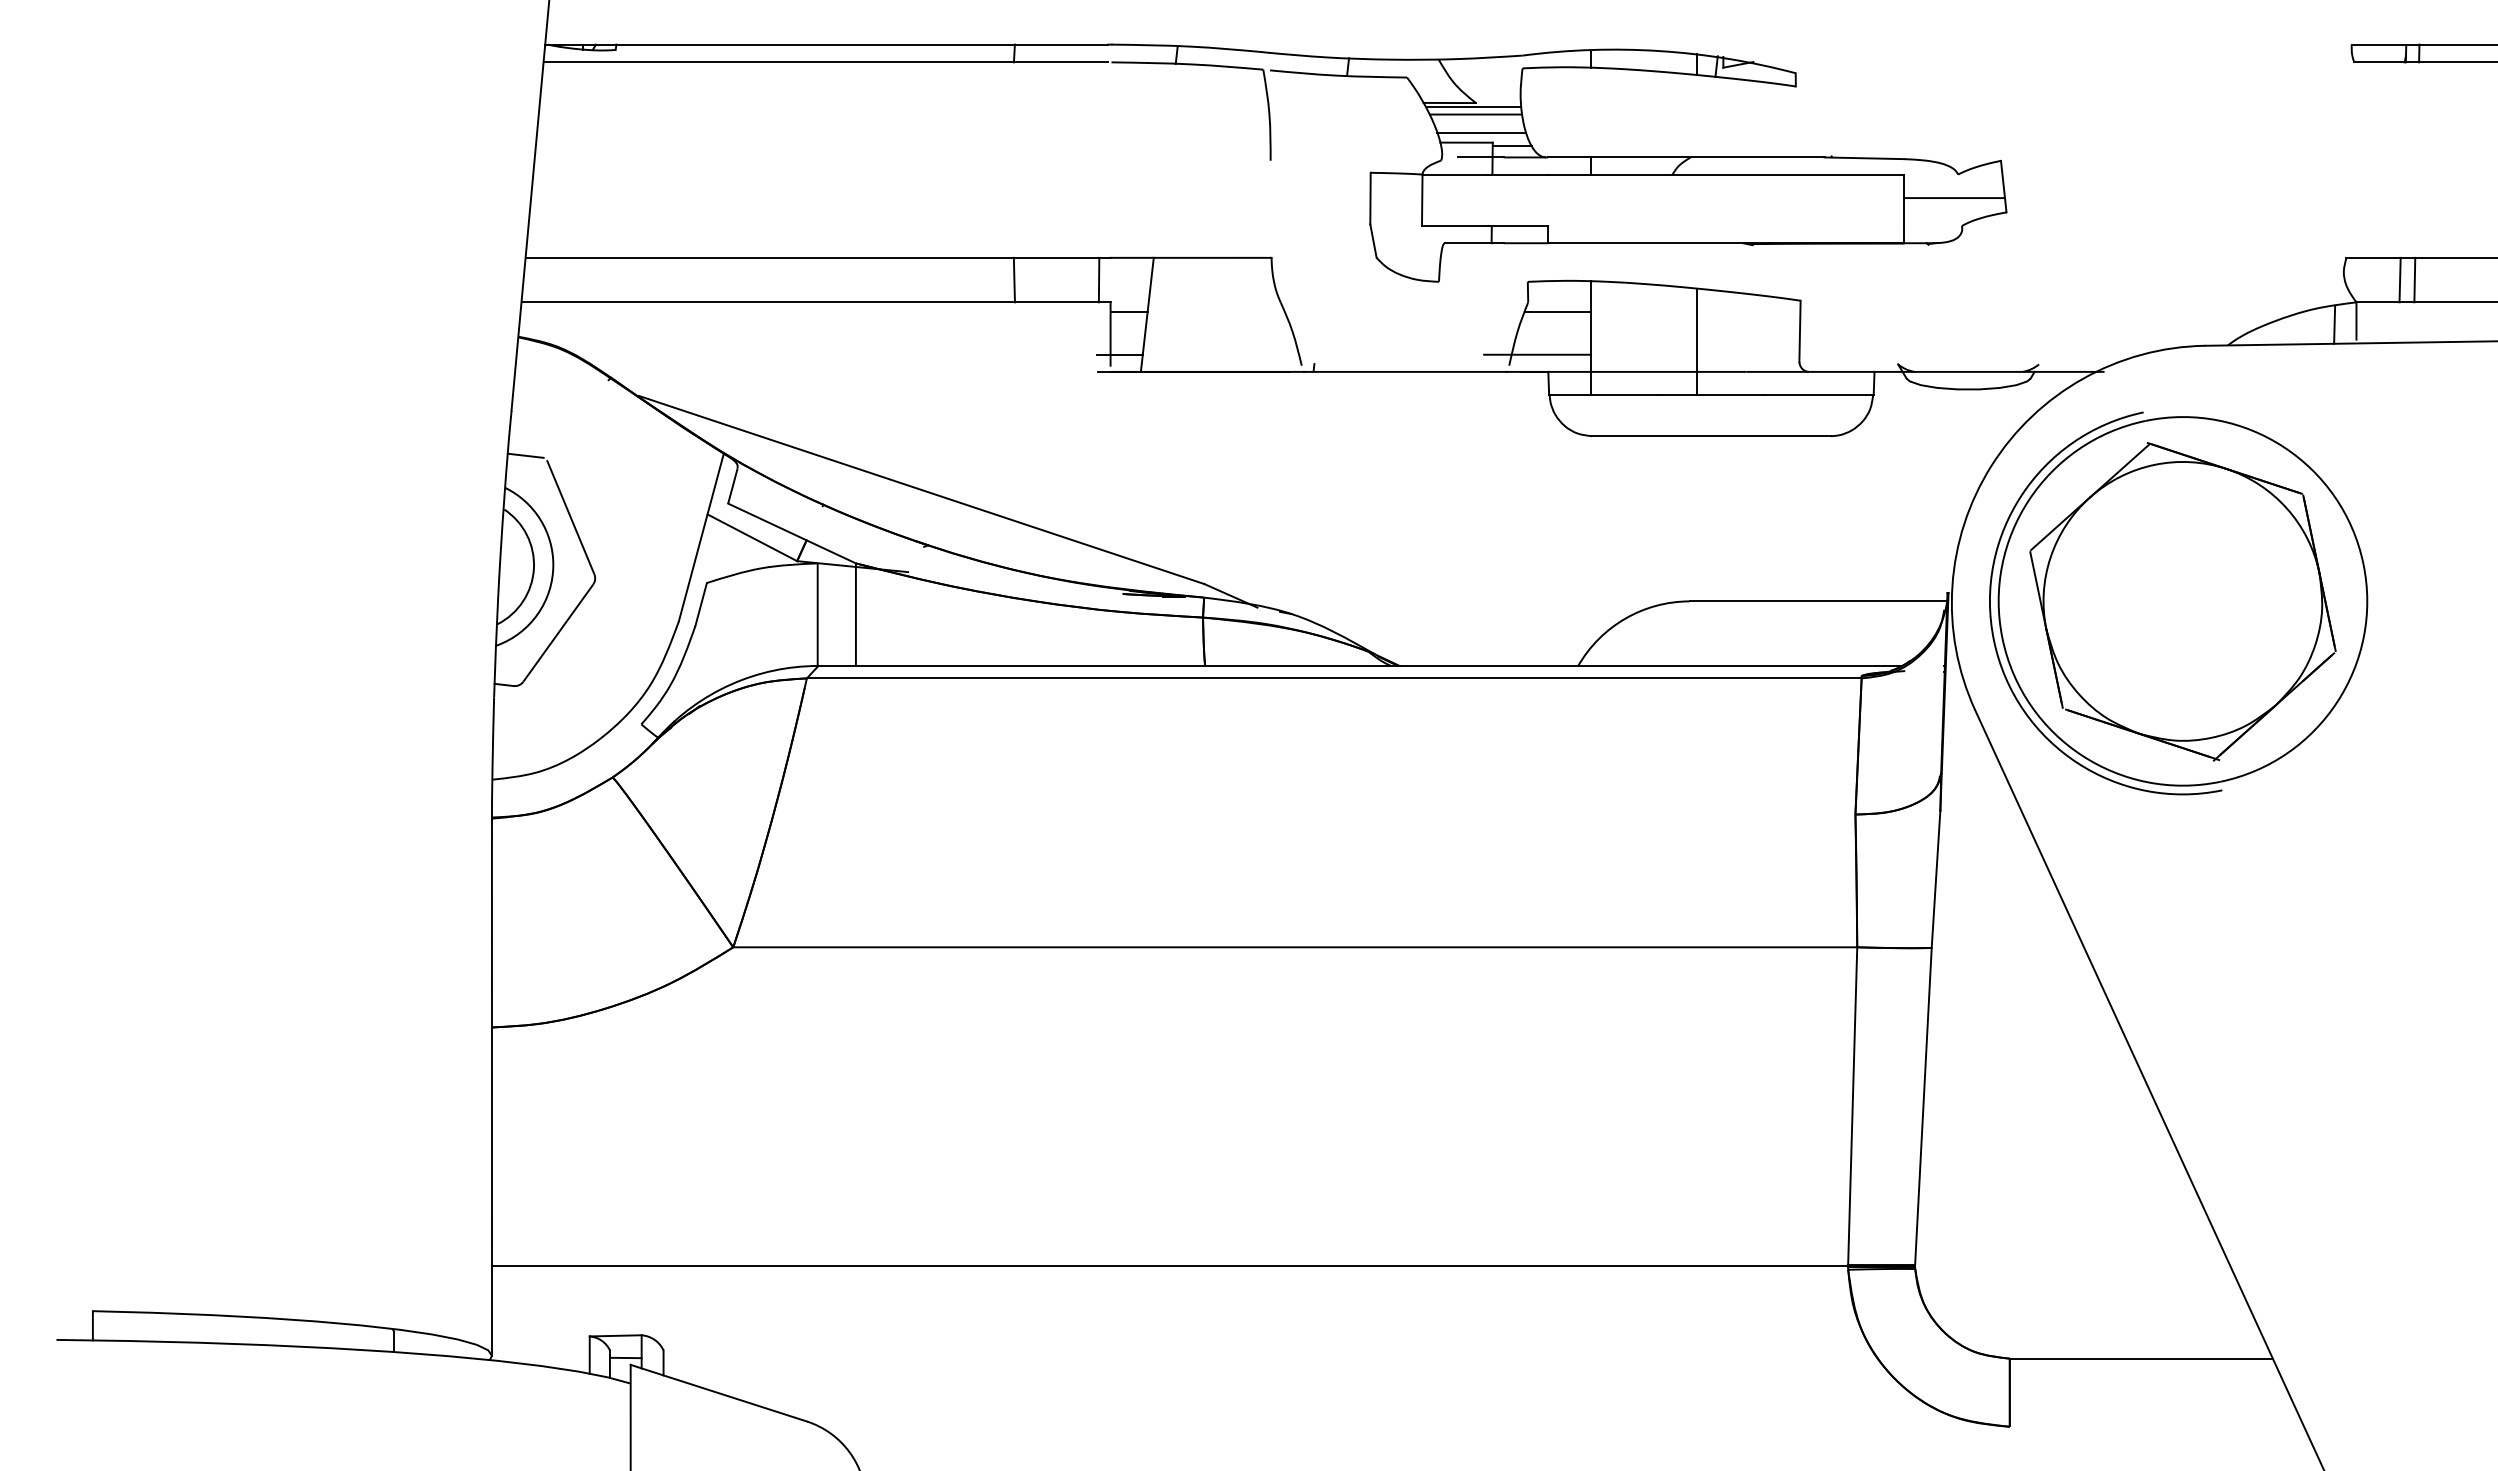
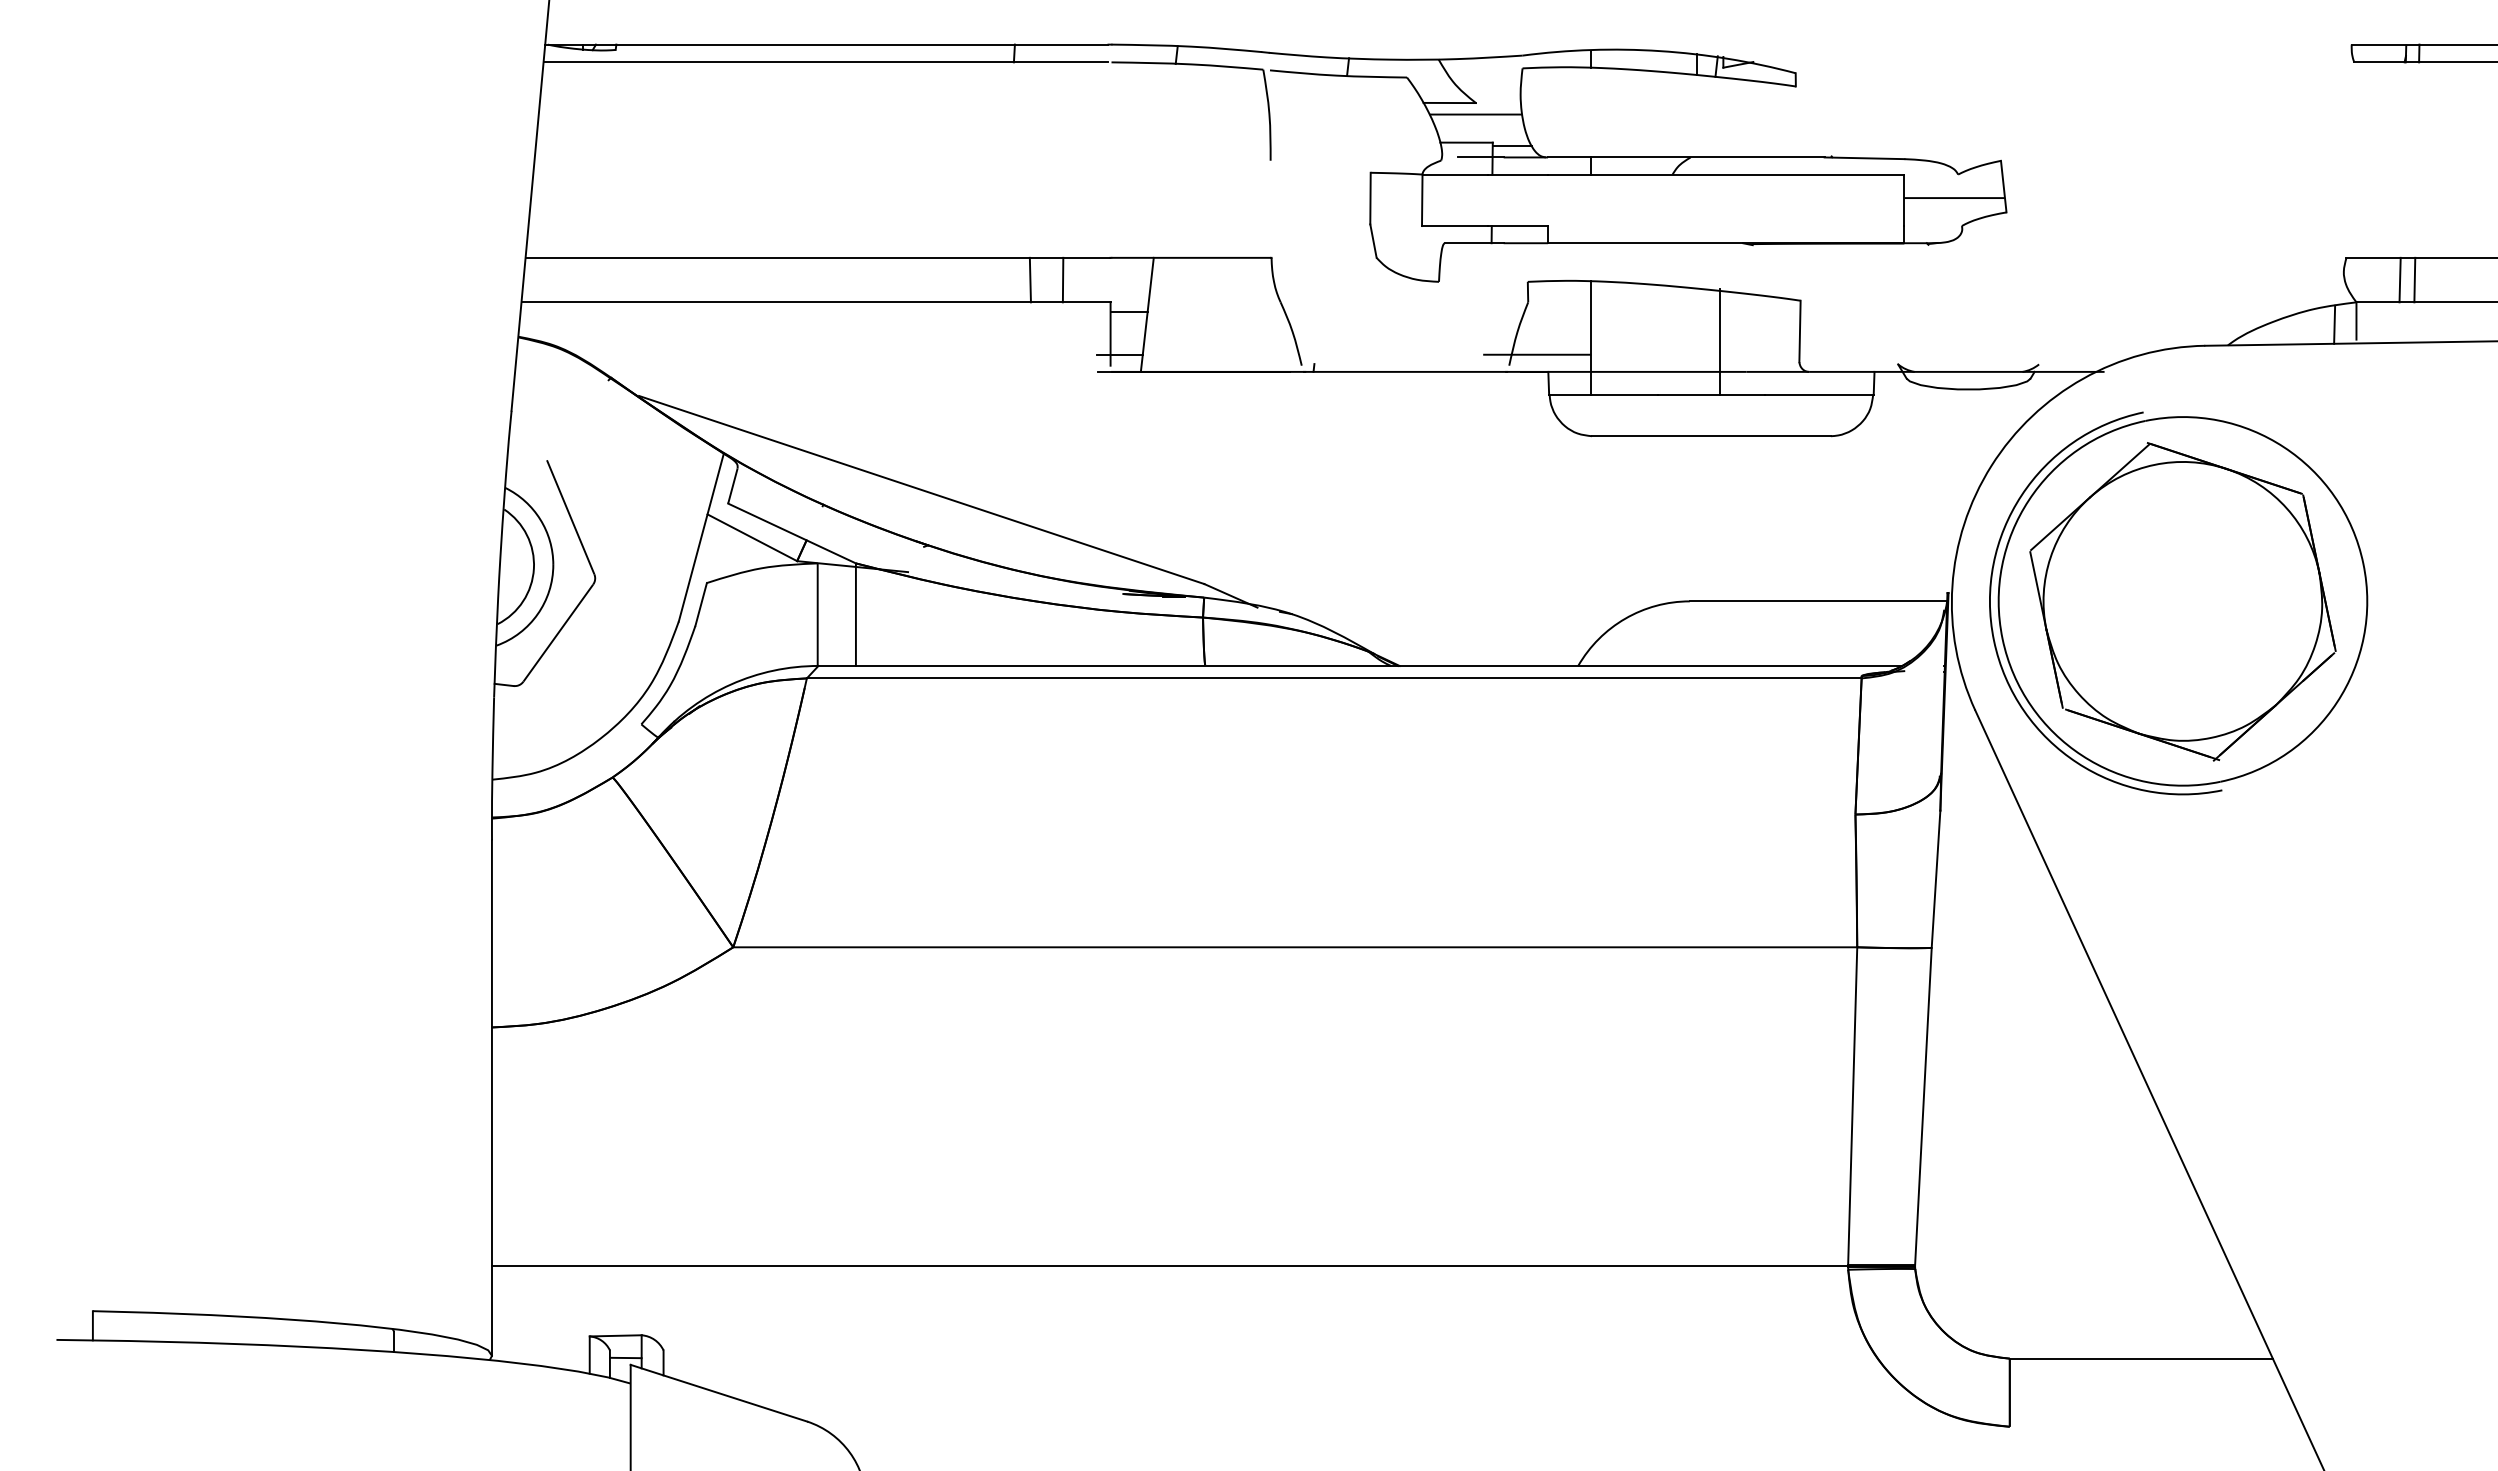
line: present -> none (1473, 107)
line: present -> none (1481, 133)
line position: (1013, 279) -> (1029, 279) (1029, 279)
line position: (1098, 279) -> (1062, 279) (1062, 279)
line: present -> none (1557, 311)
line position: (1697, 341) -> (1720, 341) (1720, 341)
line: present -> none (525, 455)
